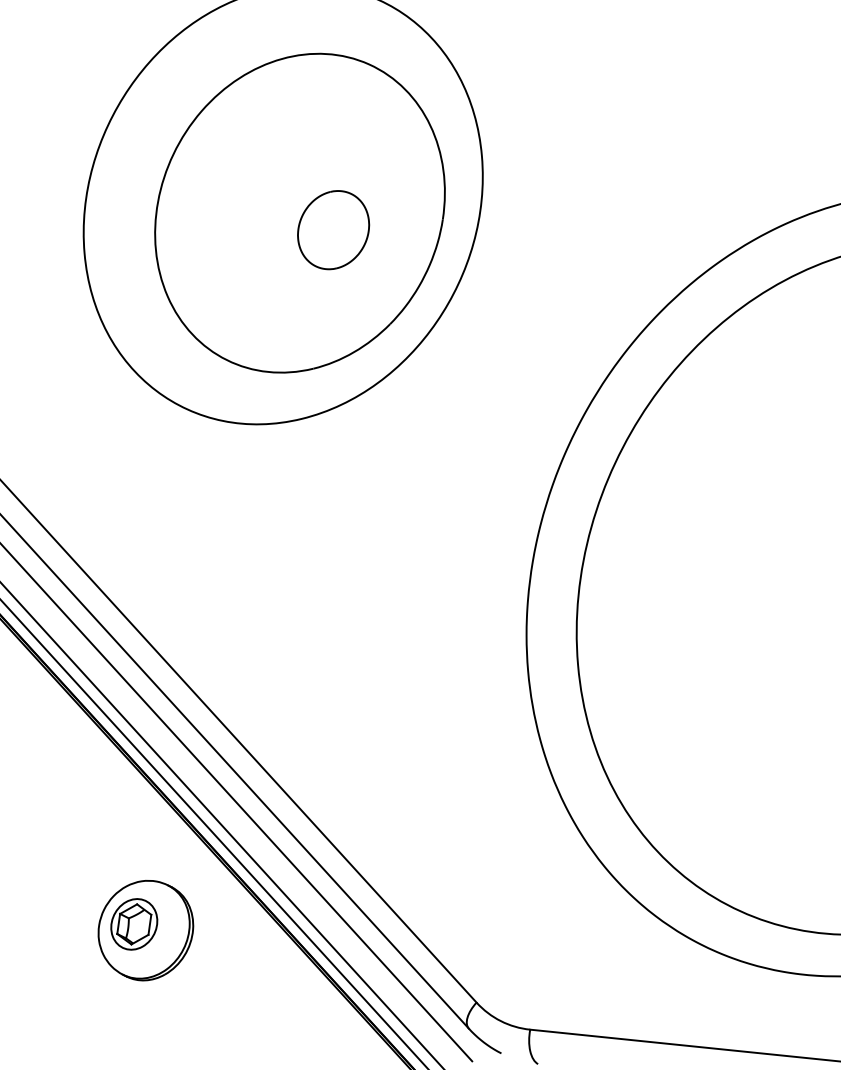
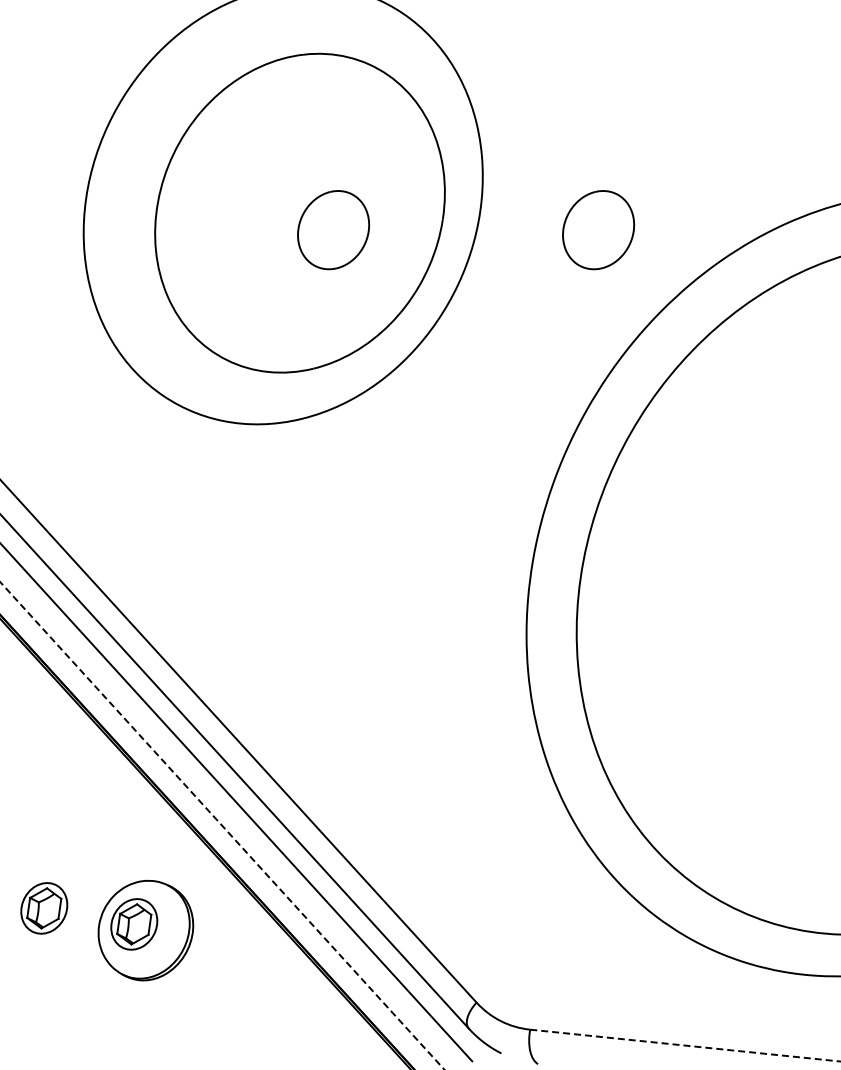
part: none -> present (598, 230)
line: solid -> dashed (222, 825)
line: present -> none (214, 833)
part: none -> present (44, 908)
line: solid -> dashed (685, 1045)
